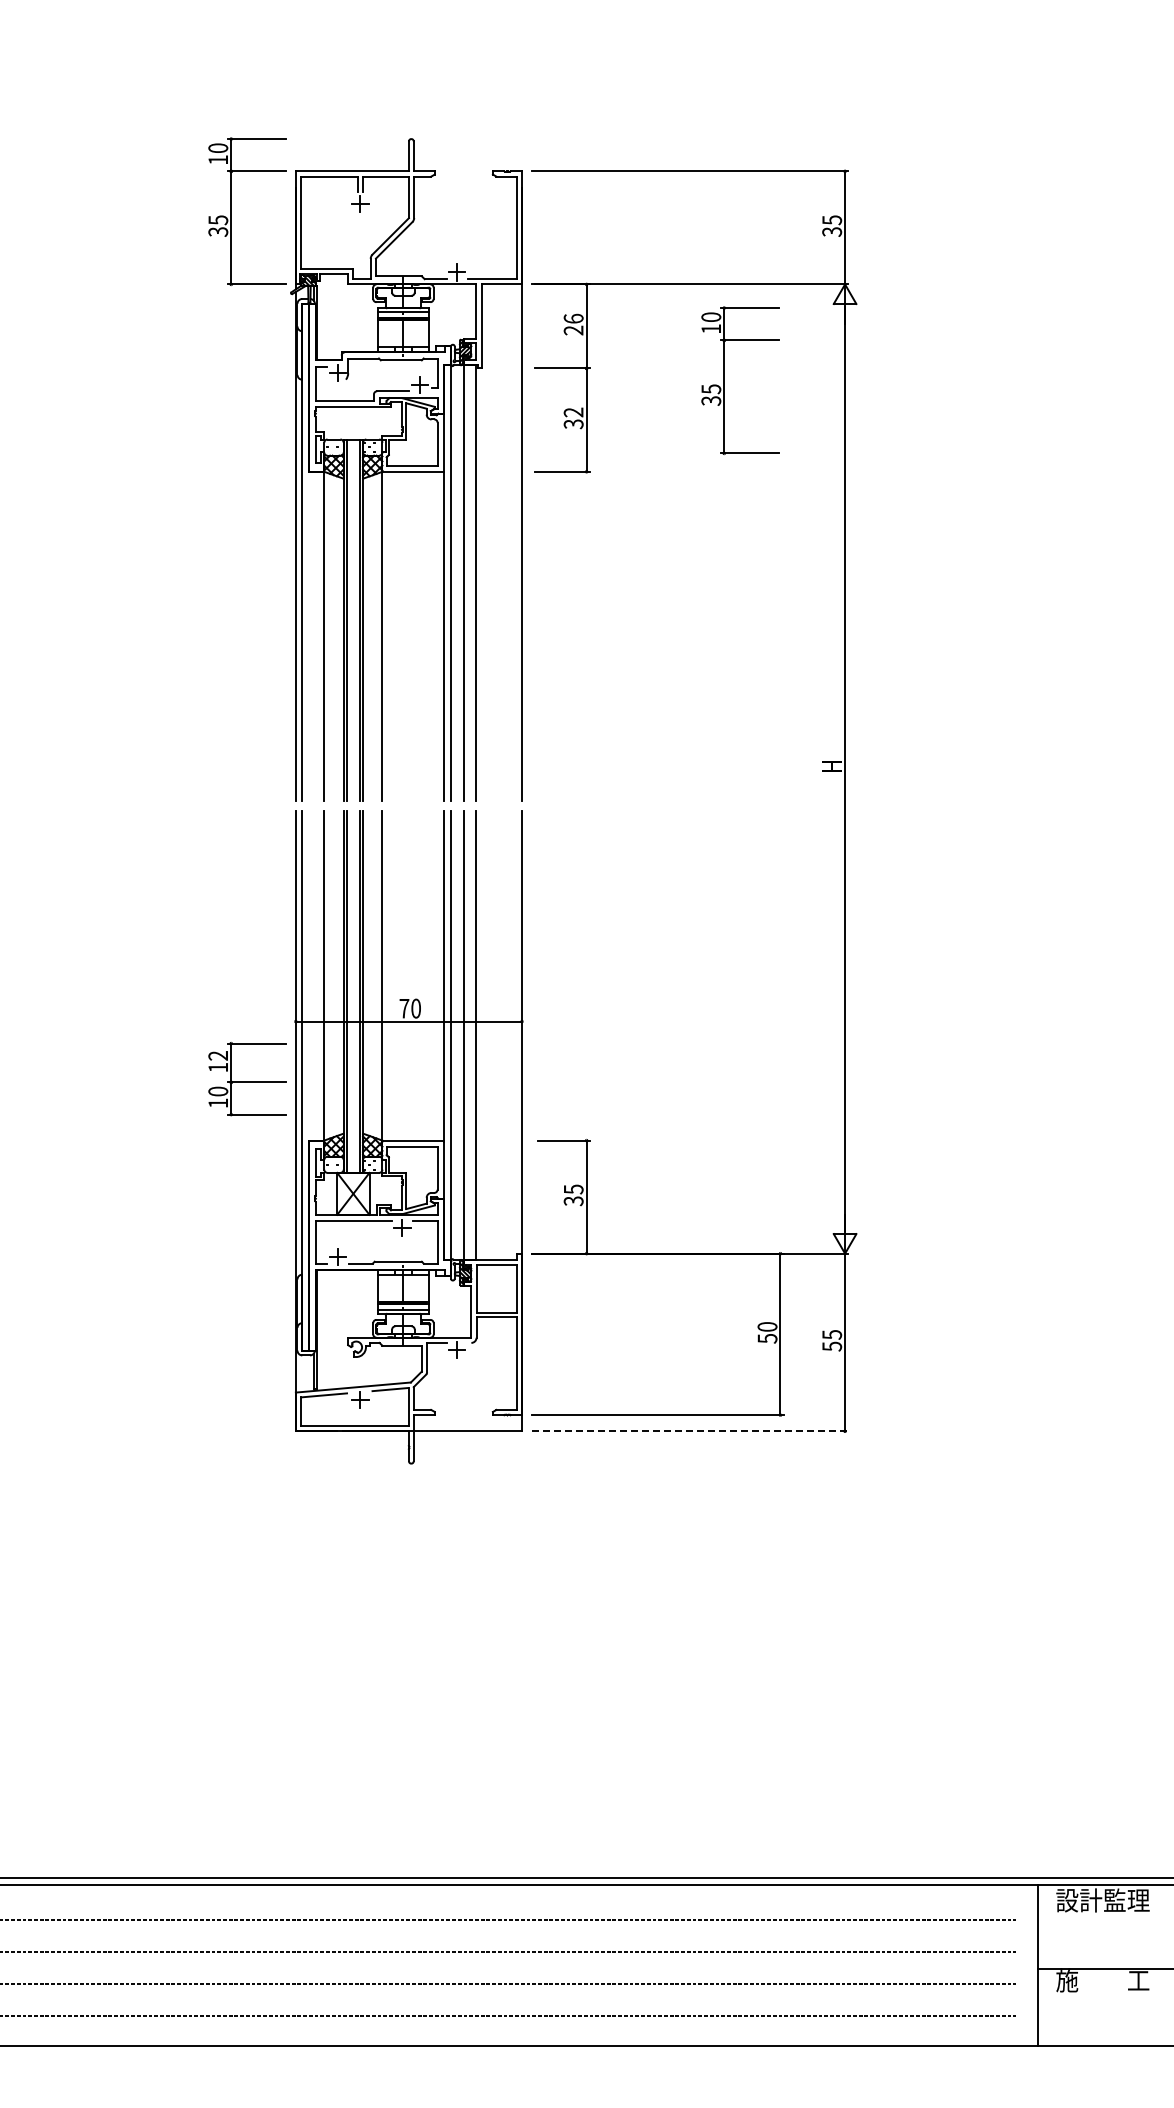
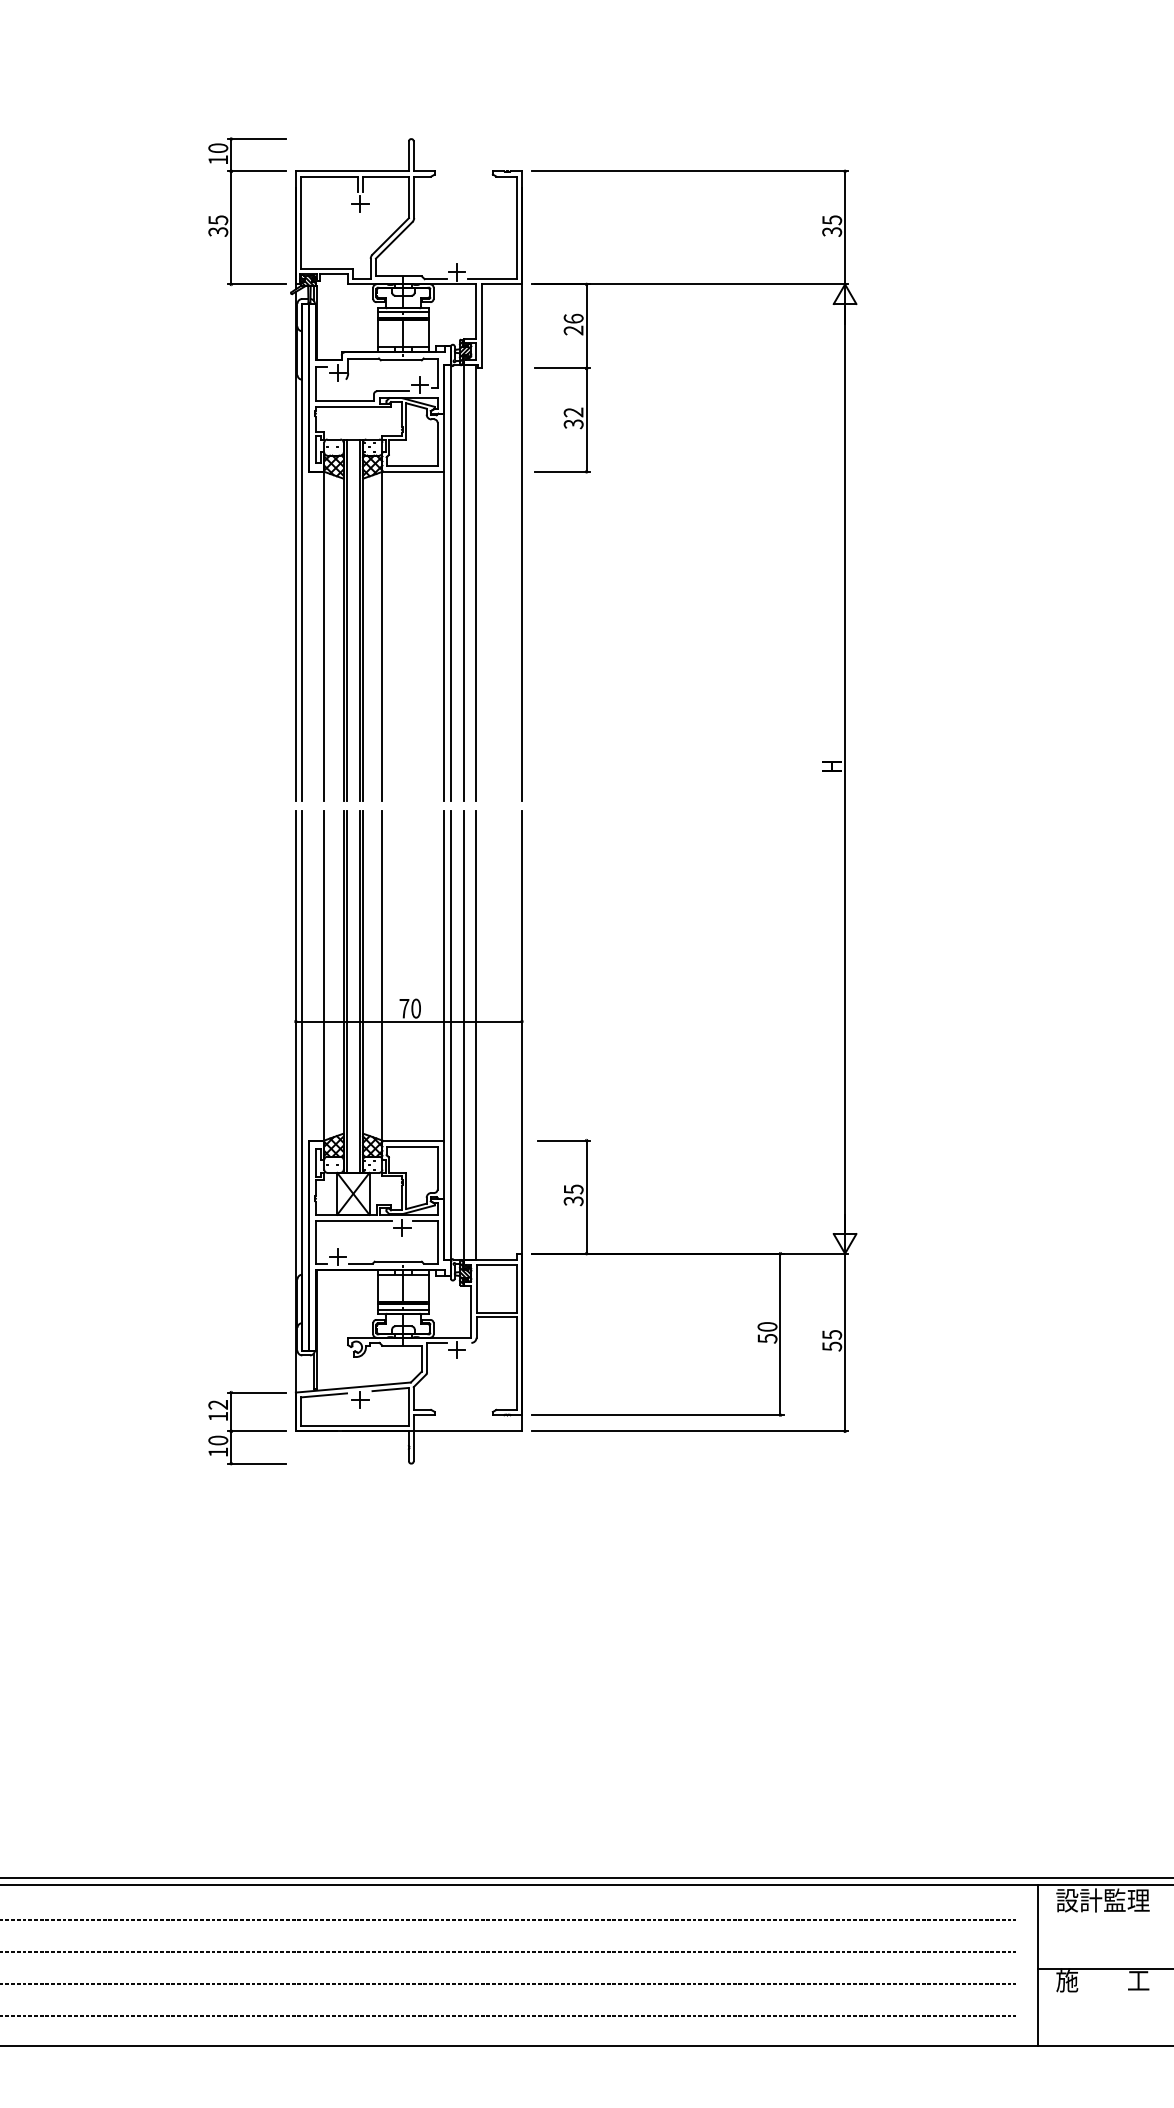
part: present -> none (724, 380)
part position: (247, 1079) -> (247, 1428) (247, 1428)
line: dashed -> solid (690, 1431)
